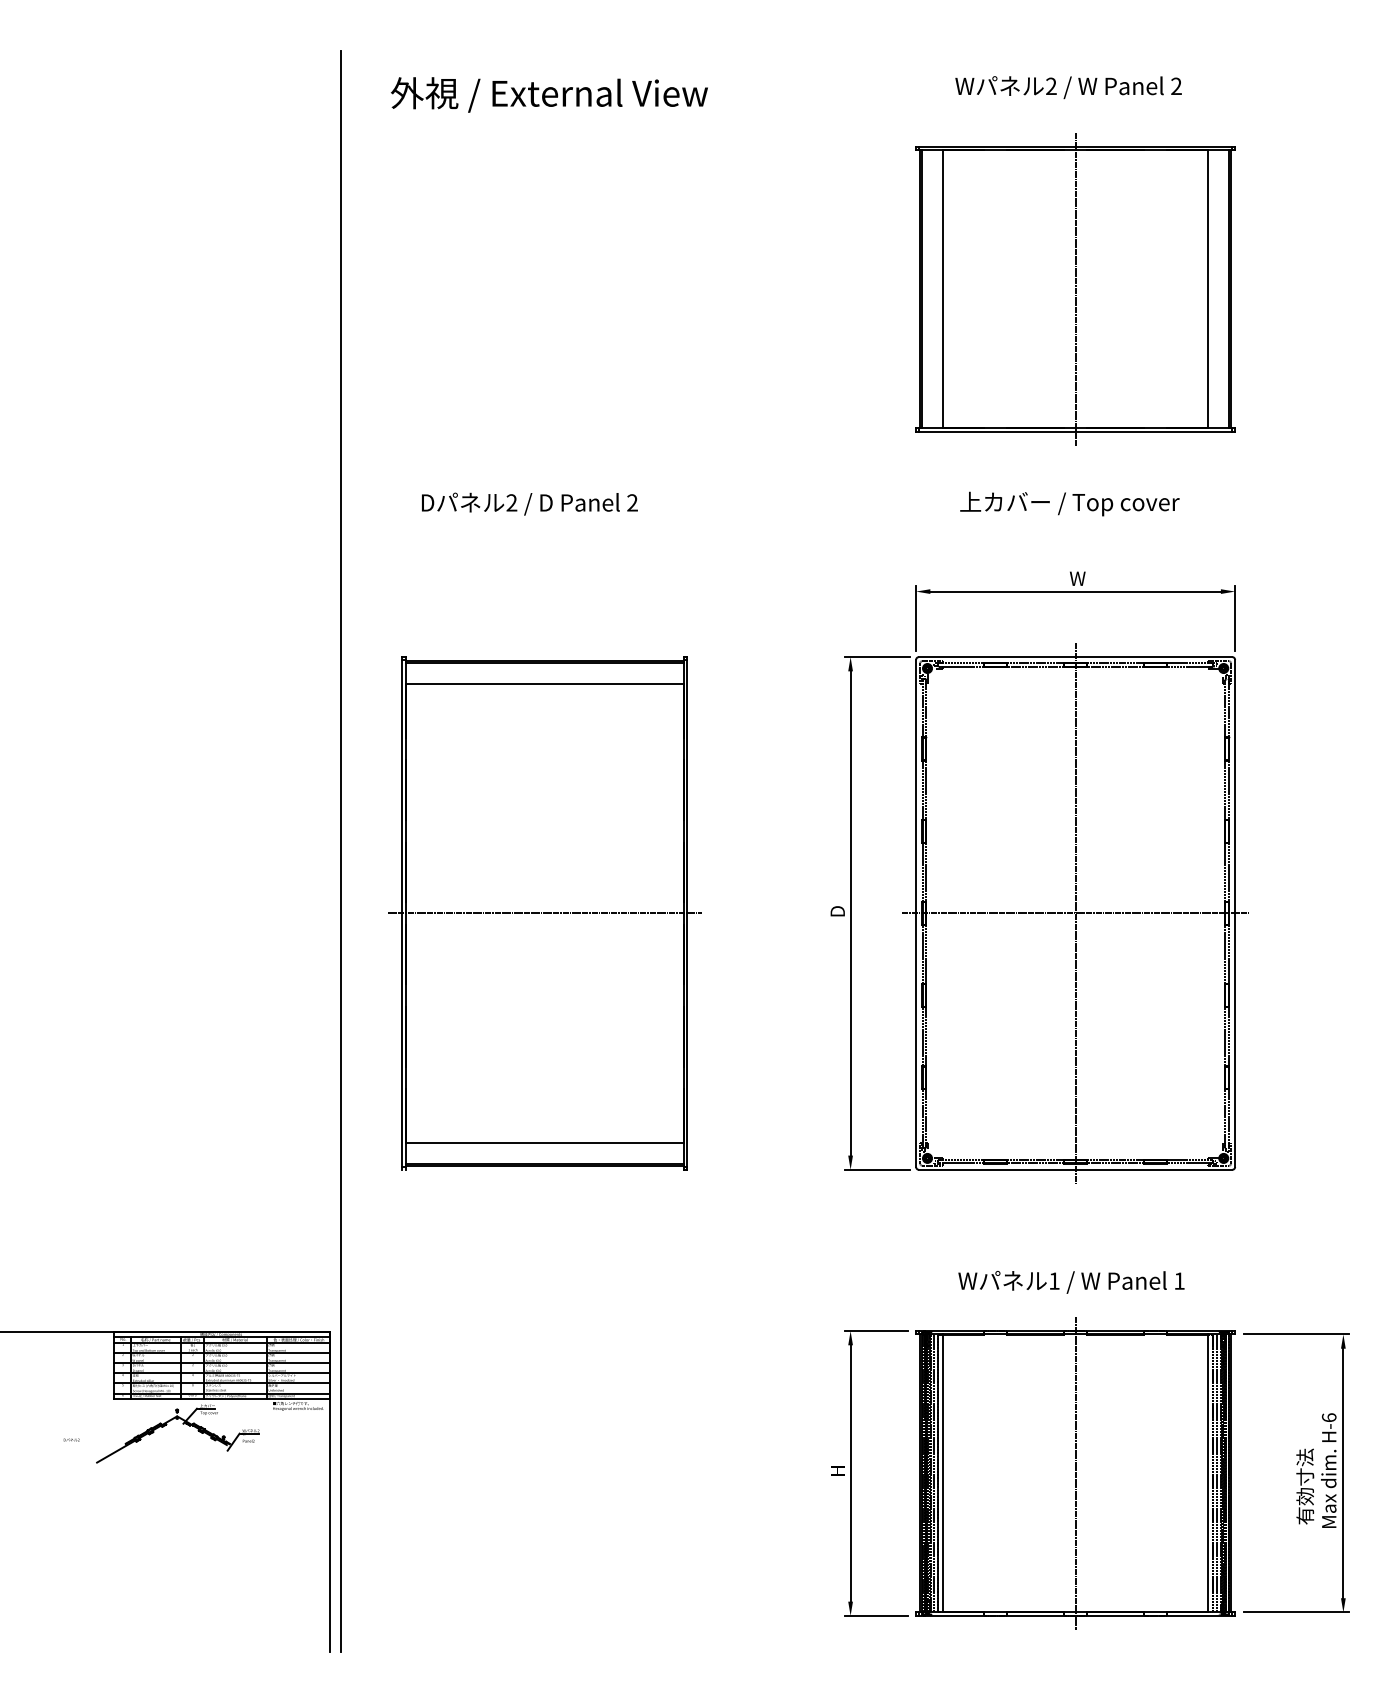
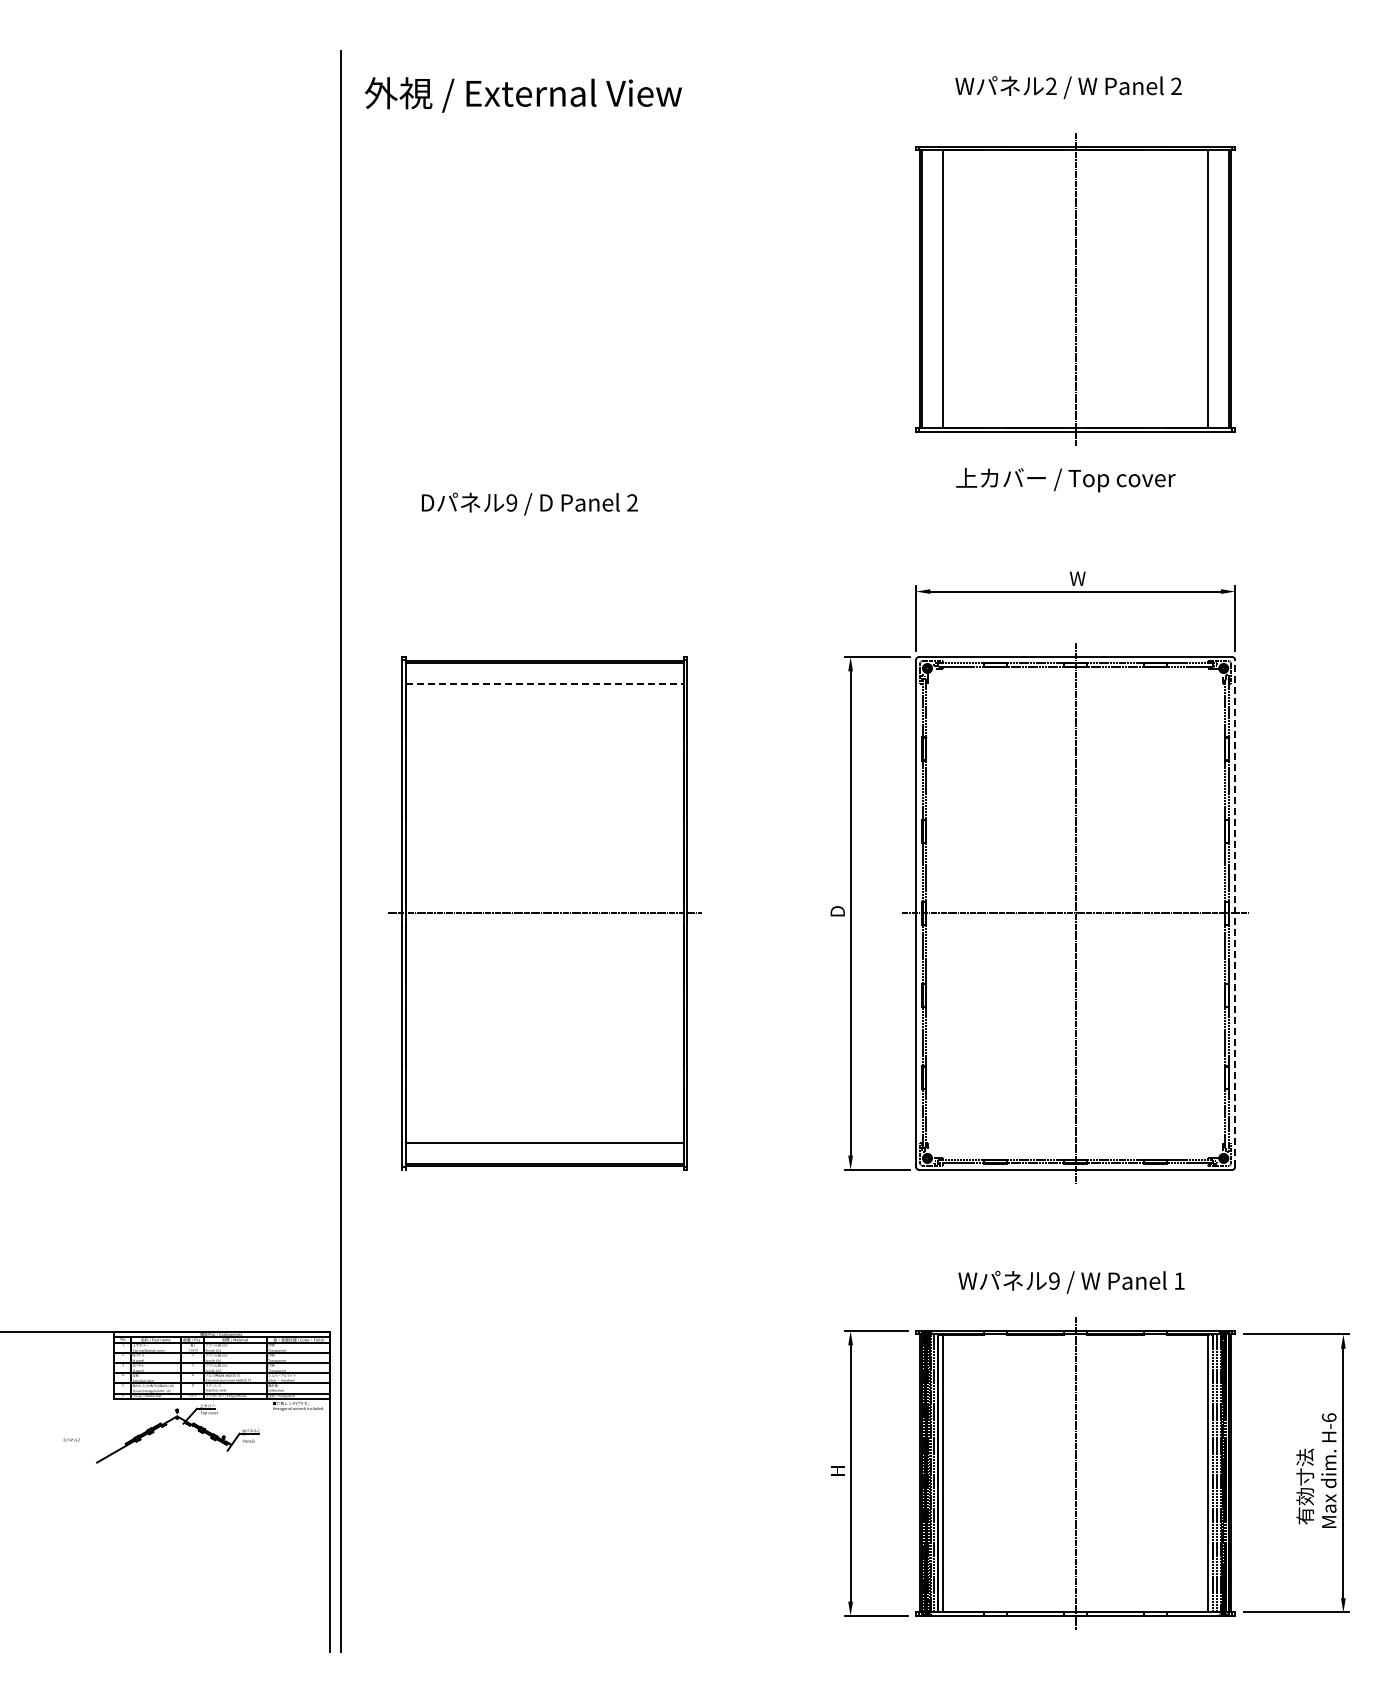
text position: (549, 94) -> (523, 94) (523, 94)
text: 2 -> 9 (511, 502)
text position: (1069, 503) -> (1065, 479) (1065, 479)
line: solid -> dashed (545, 683)
line: solid -> dashed (1235, 913)
text: 1 -> 9 (1054, 1280)
